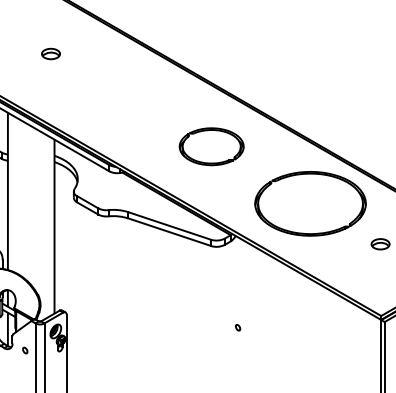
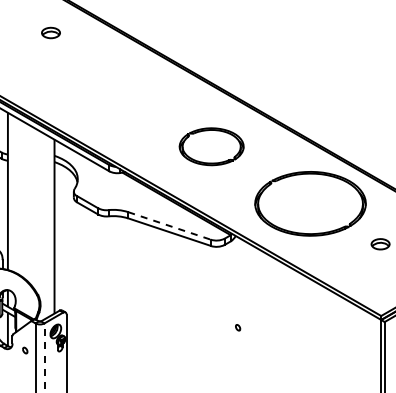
part position: (50, 53) -> (50, 32) (50, 32)
line: solid -> dashed (169, 225)
line: solid -> dashed (44, 357)
